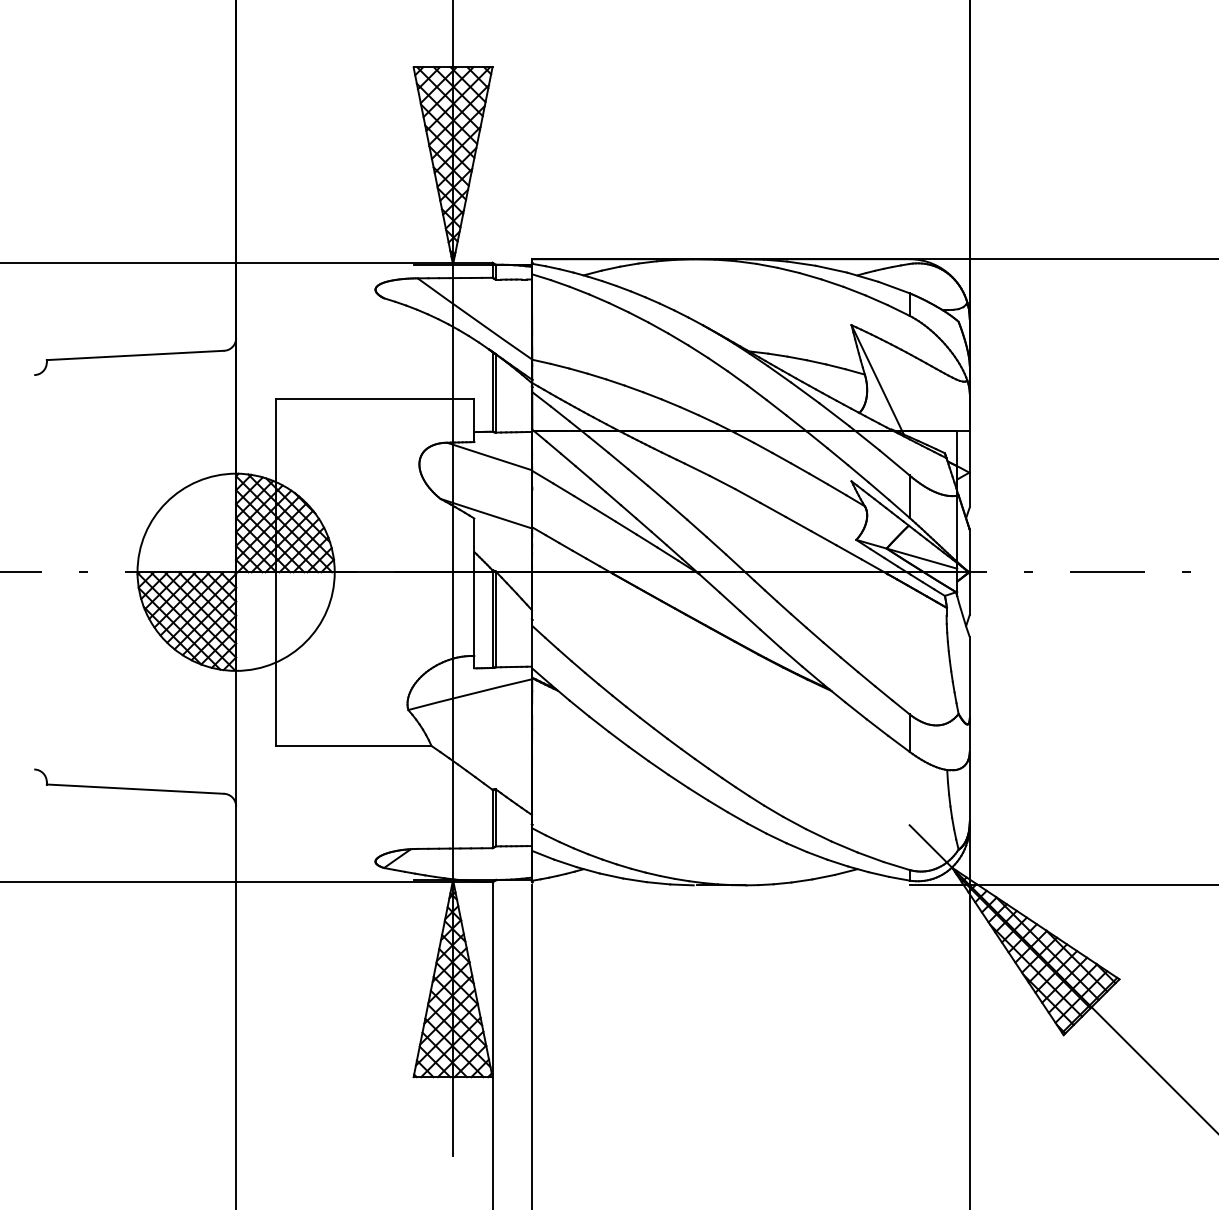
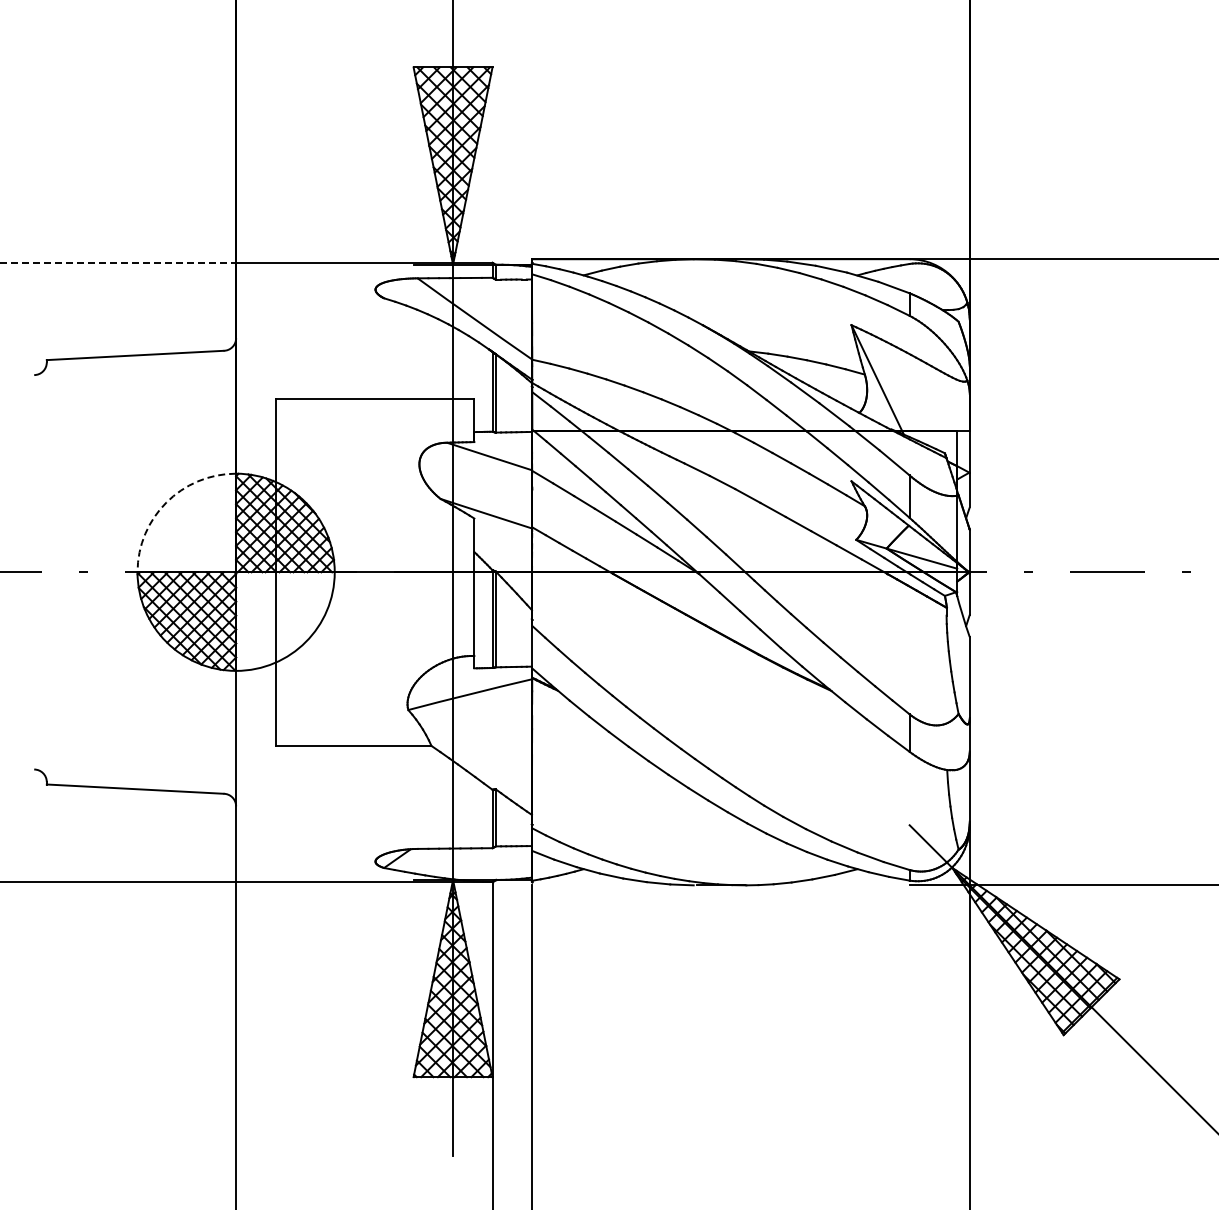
line: solid -> dashed (118, 262)
arc: solid -> dashed (166, 502)
